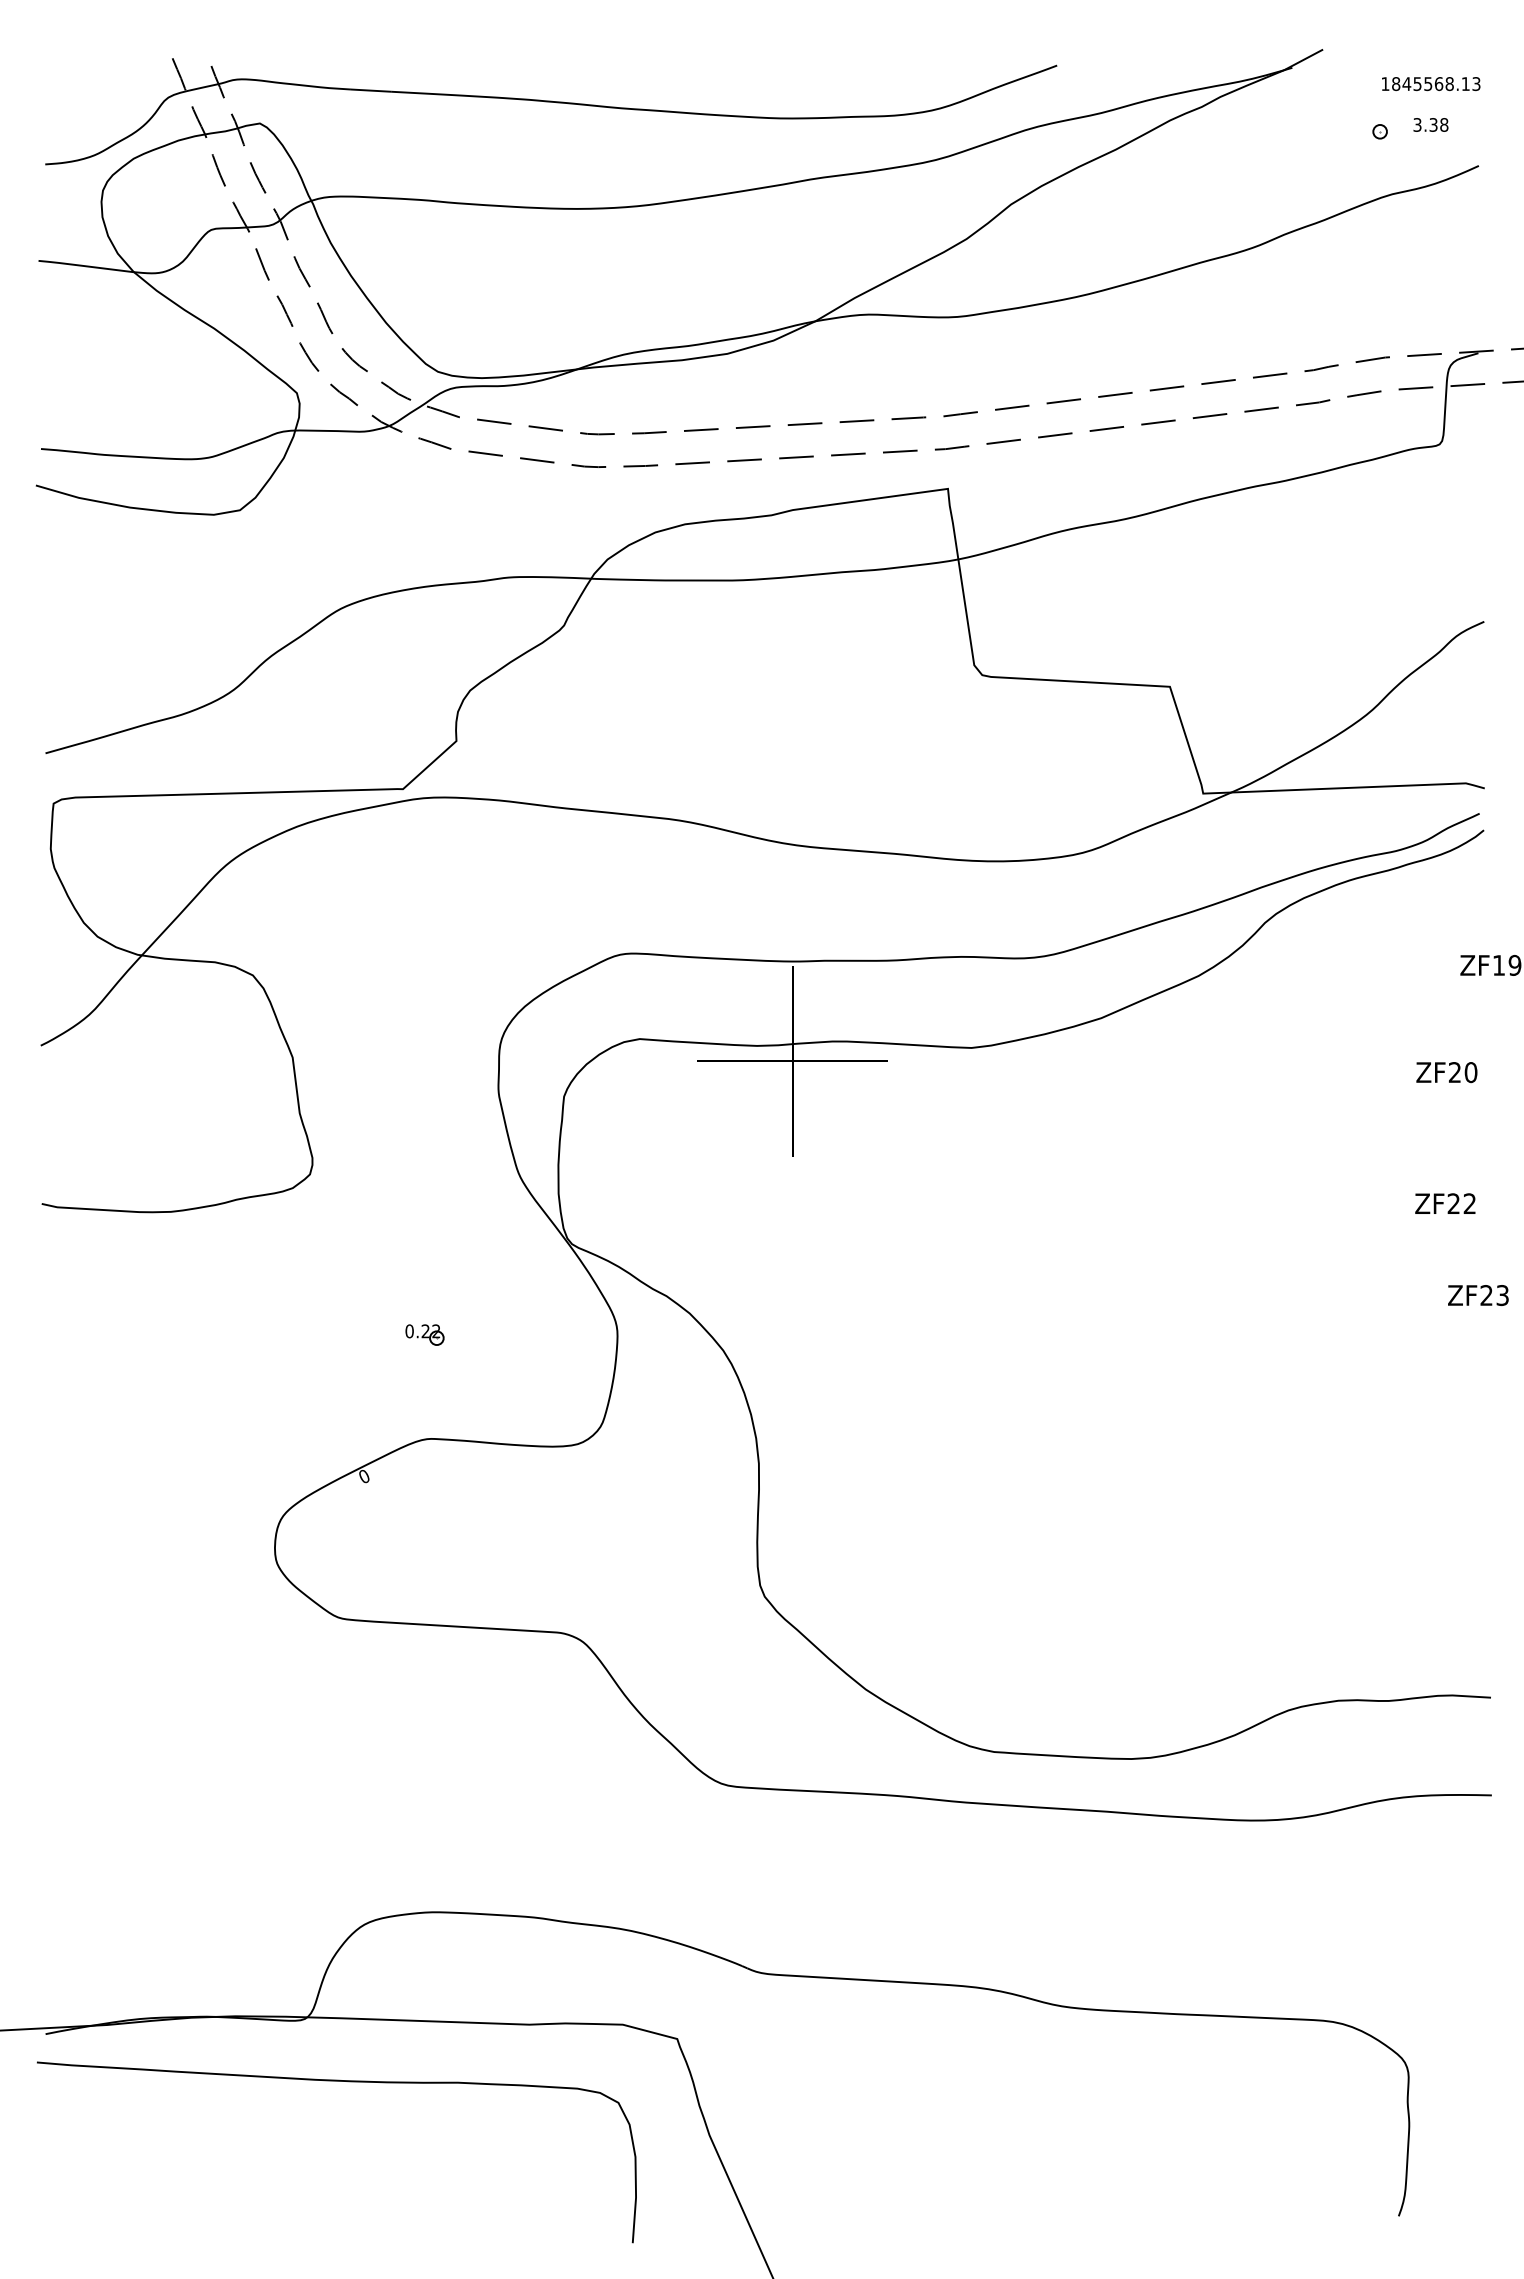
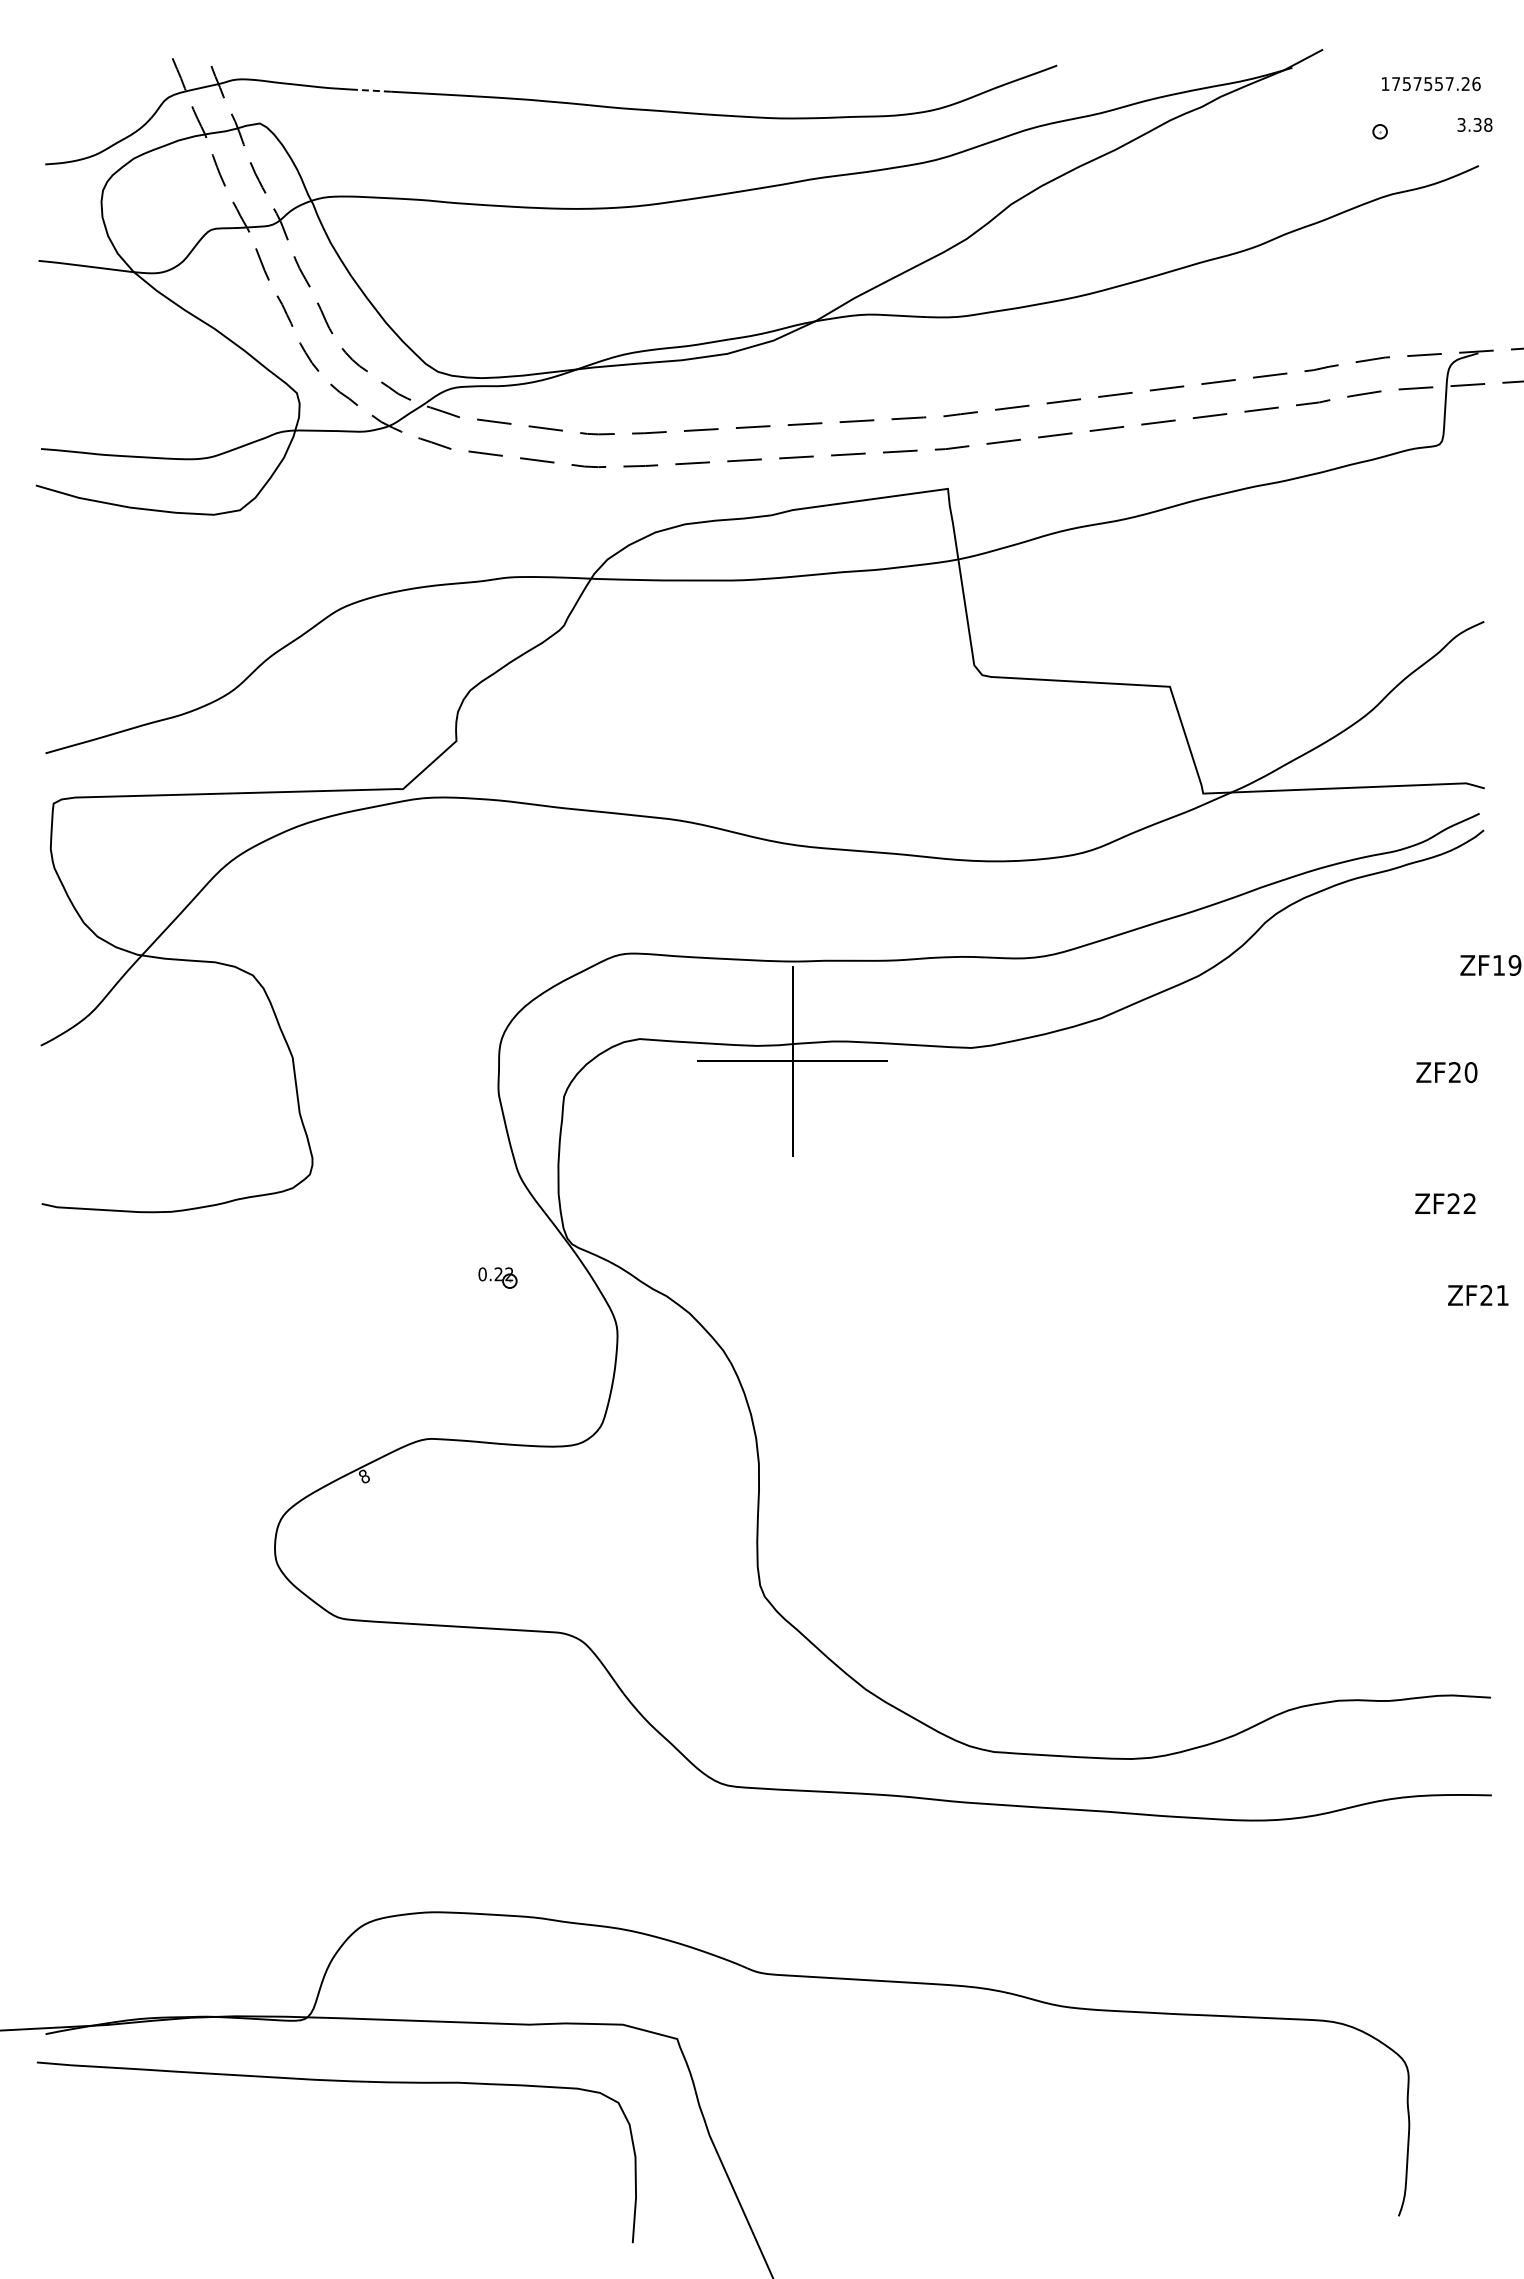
text: 1845568.13 -> 1757557.26 (1436, 84)
line: solid -> dashed (371, 90)
text position: (1430, 124) -> (1474, 124) (1474, 124)
text: ZF23 -> ZF21 (1502, 1295)
part position: (424, 1334) -> (497, 1277) (497, 1277)
text: 0 -> 8 (363, 1476)
